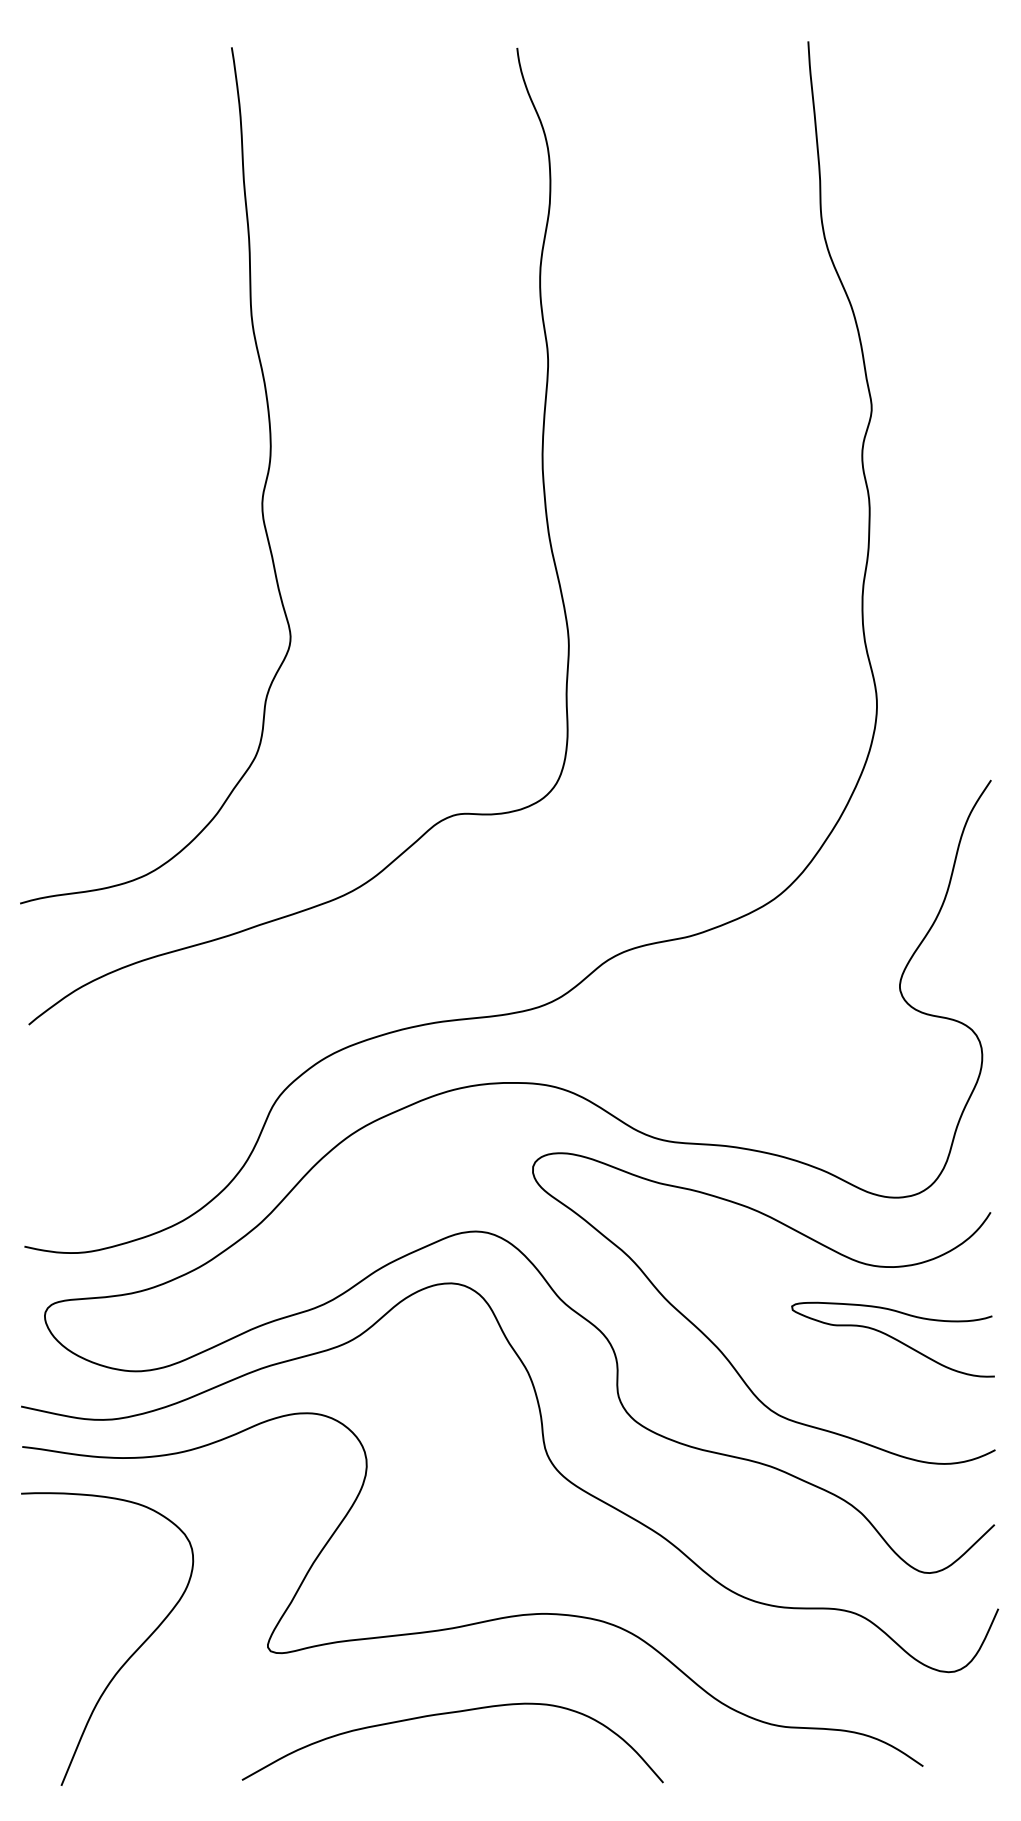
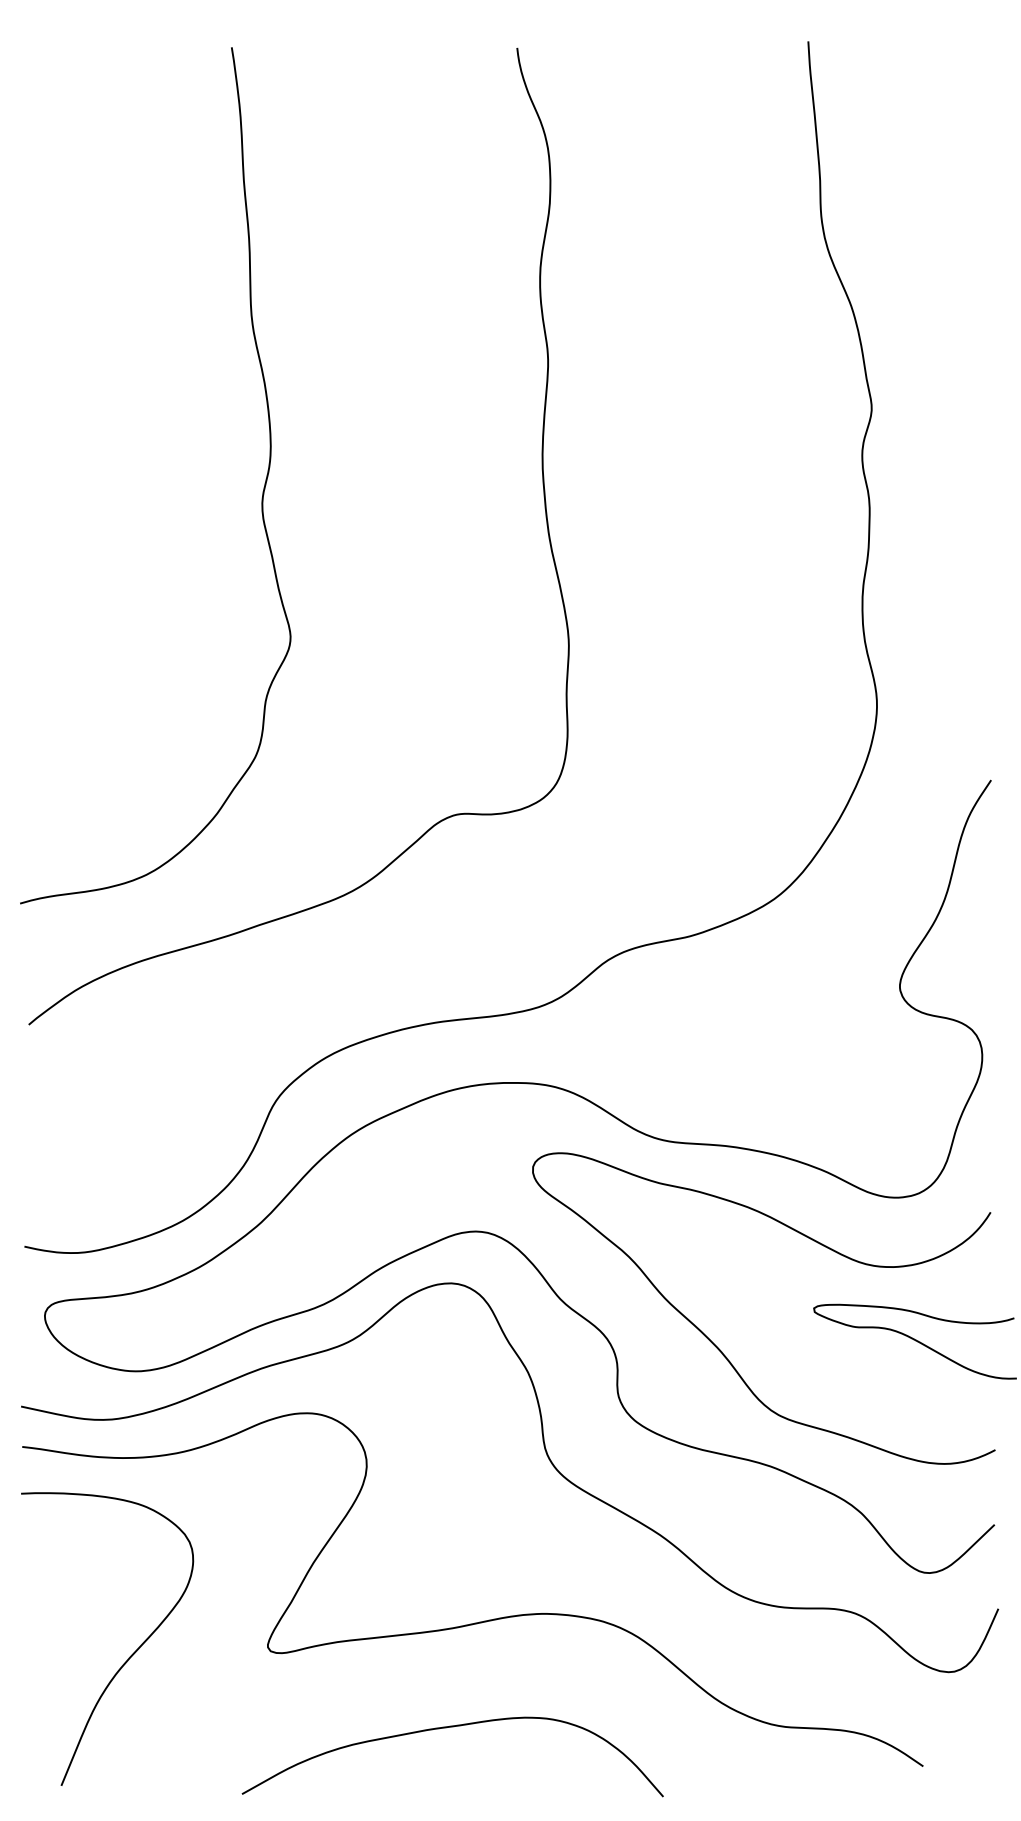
curve position: (892, 1338) -> (914, 1340) (914, 1340)
curve position: (446, 1714) -> (446, 1728) (446, 1728)
